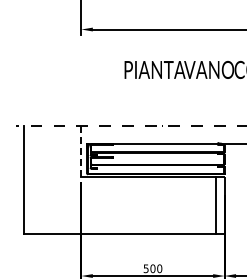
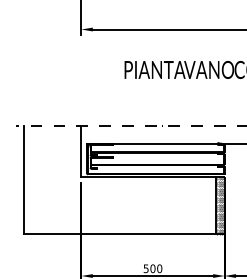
line: dashed -> solid (81, 151)
hatch: none -> present (220, 205)
